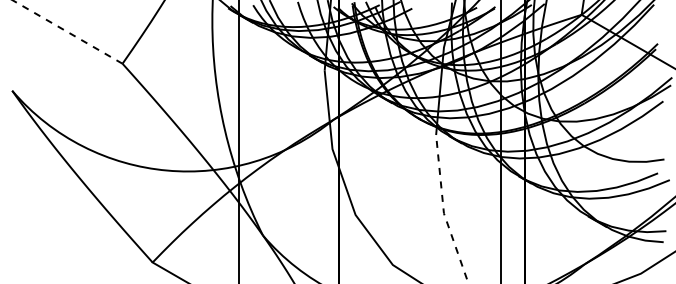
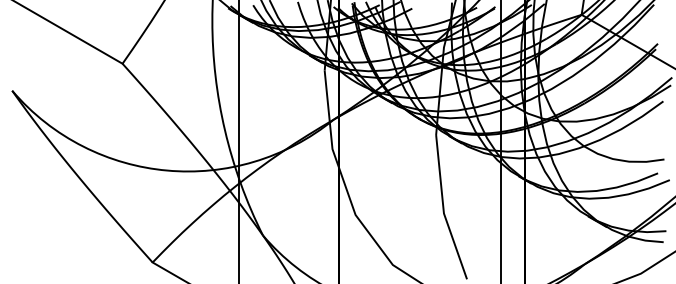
line: dashed -> solid (67, 31)
line: dashed -> solid (443, 209)
